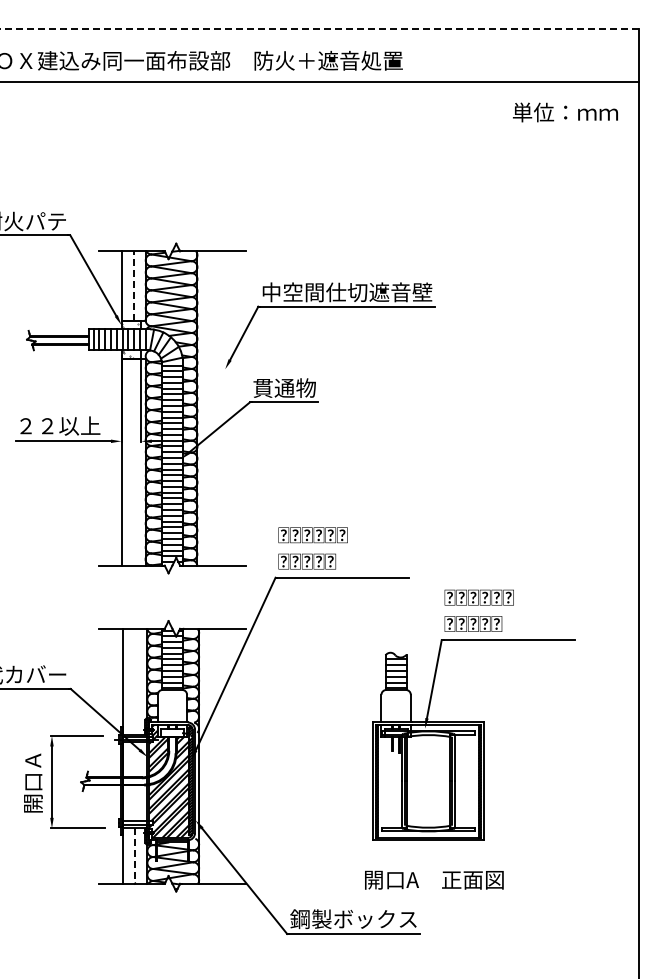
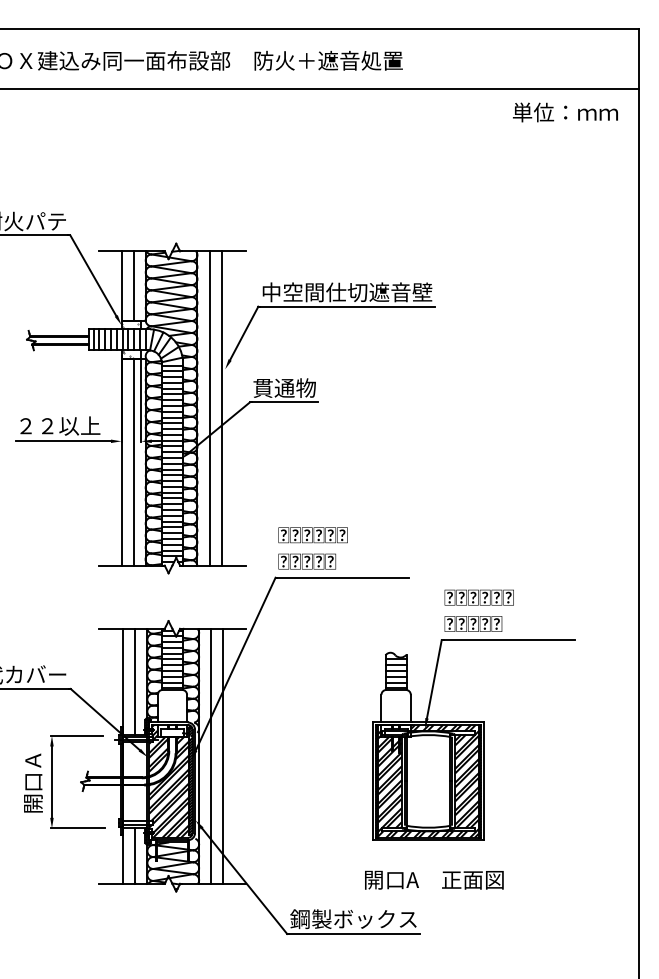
line: dashed -> solid (319, 29)
line position: (320, 82) -> (320, 89) (320, 89)
line: dashed -> solid (133, 286)
line: none -> present (209, 408)
line: none -> present (221, 408)
line: none -> present (133, 462)
line: none -> present (135, 681)
line: none -> present (211, 755)
line: none -> present (223, 755)
hatch: none -> present (428, 780)
line: dashed -> solid (135, 855)
